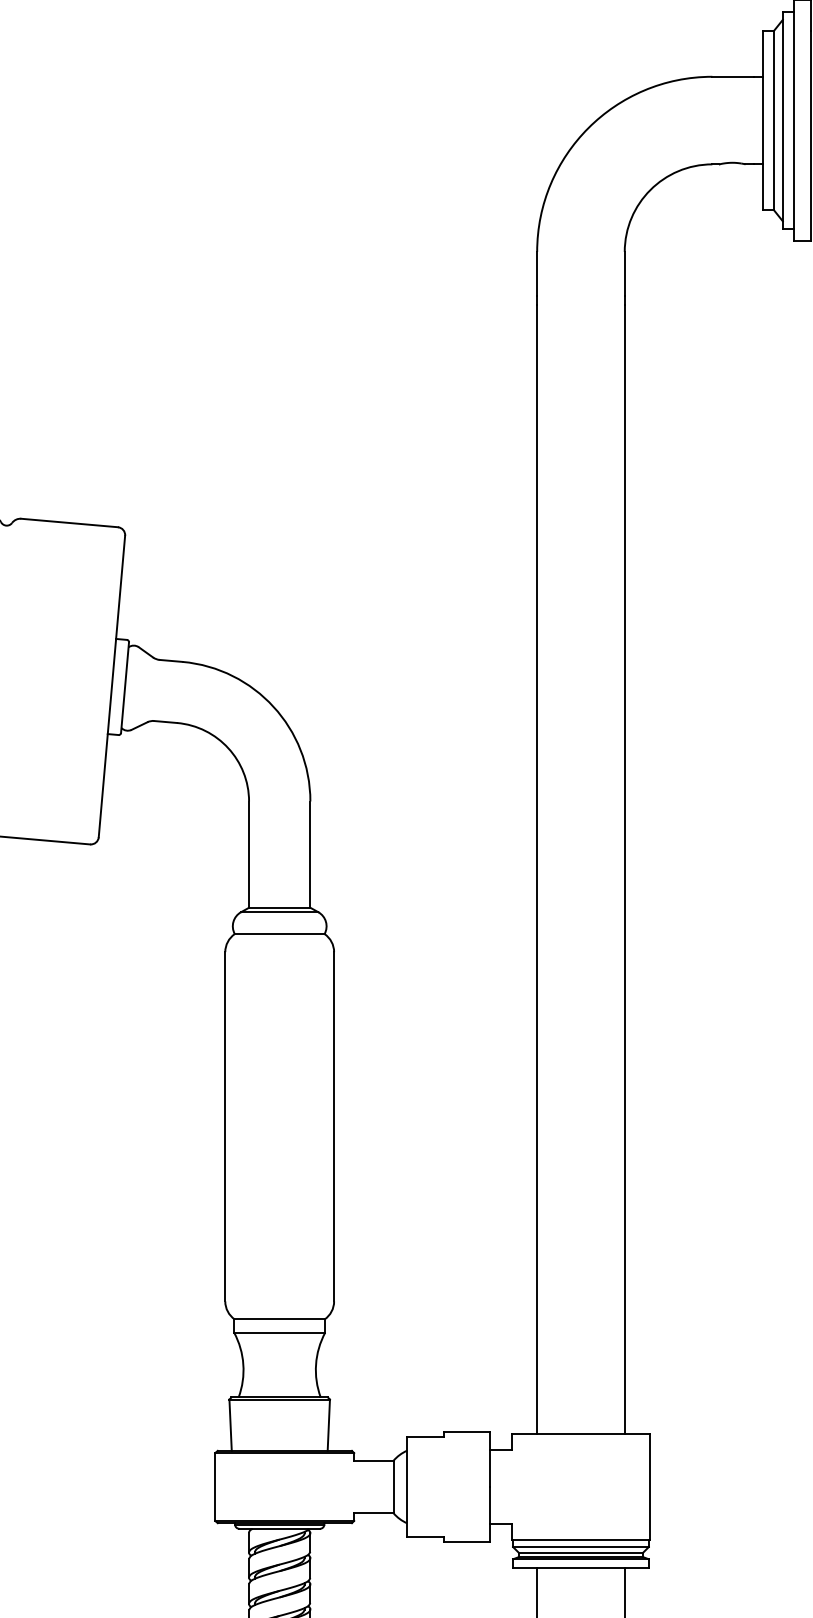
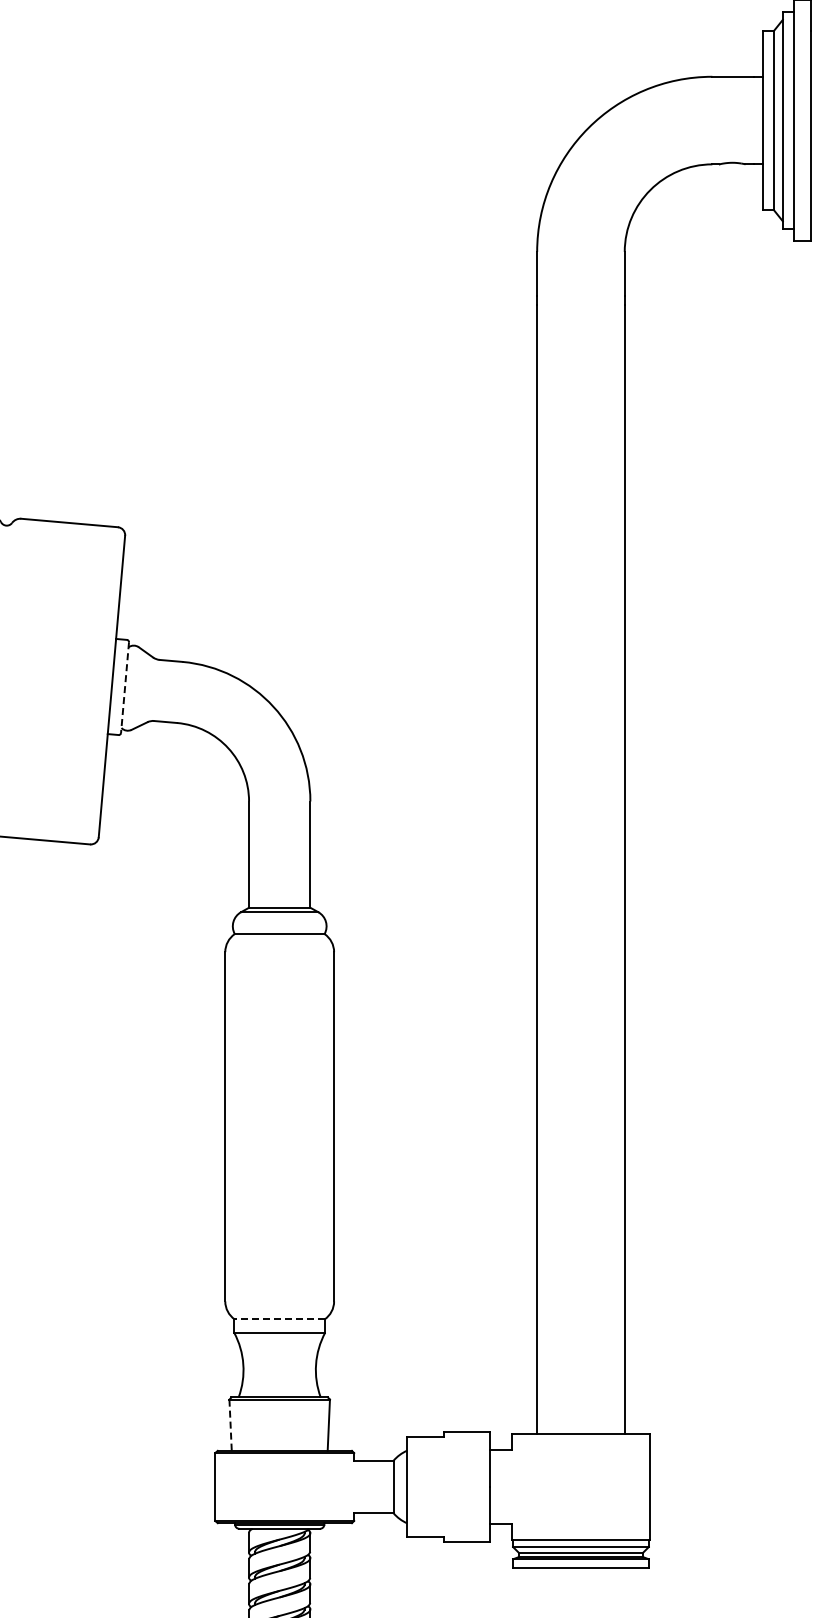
line: solid -> dashed (125, 687)
line: solid -> dashed (279, 1319)
line: solid -> dashed (230, 1425)
line: present -> none (537, 1591)
line: present -> none (624, 1591)
